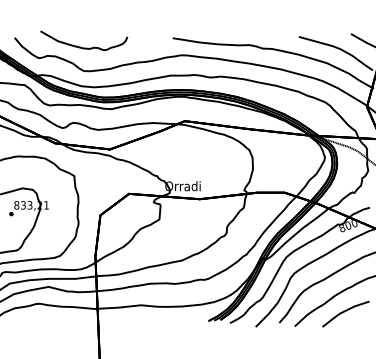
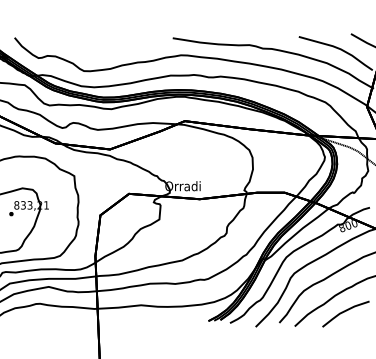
curve: present -> none (84, 47)
